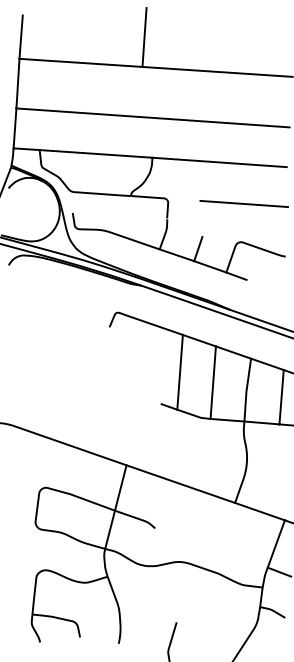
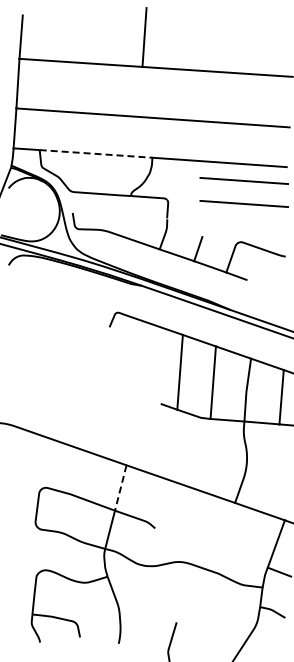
line: solid -> dashed (96, 153)
line: none -> present (243, 180)
line: solid -> dashed (120, 488)
